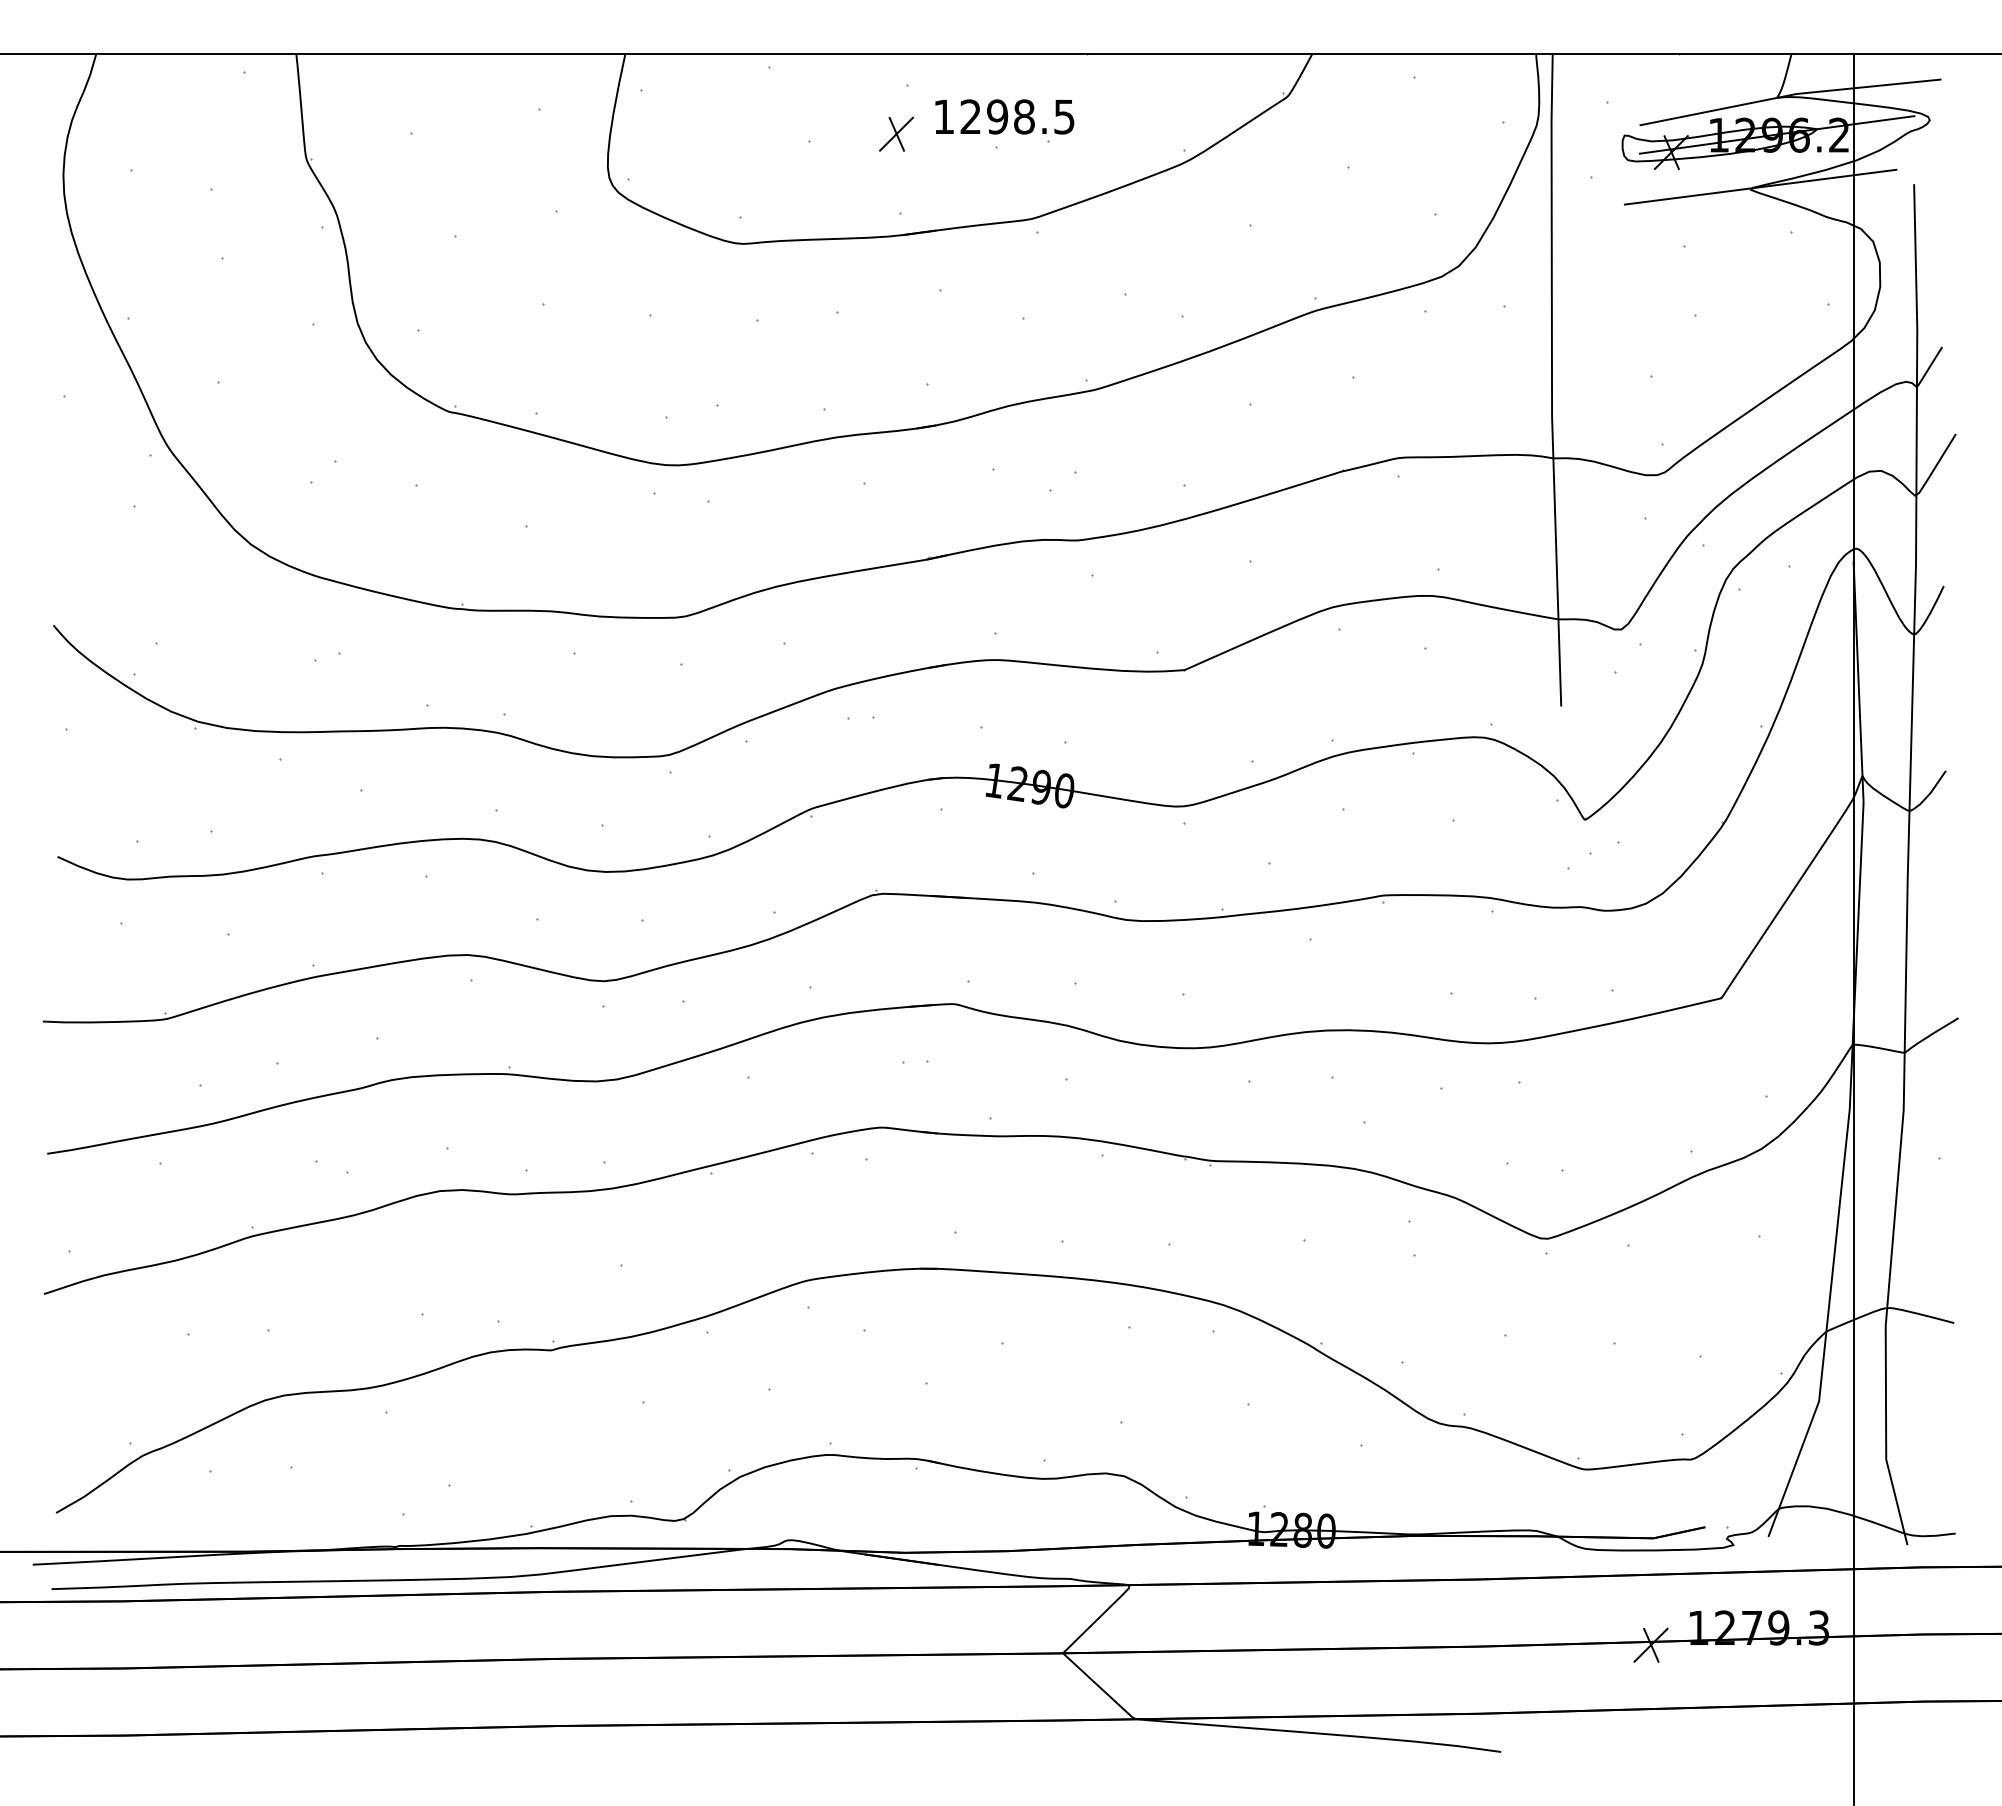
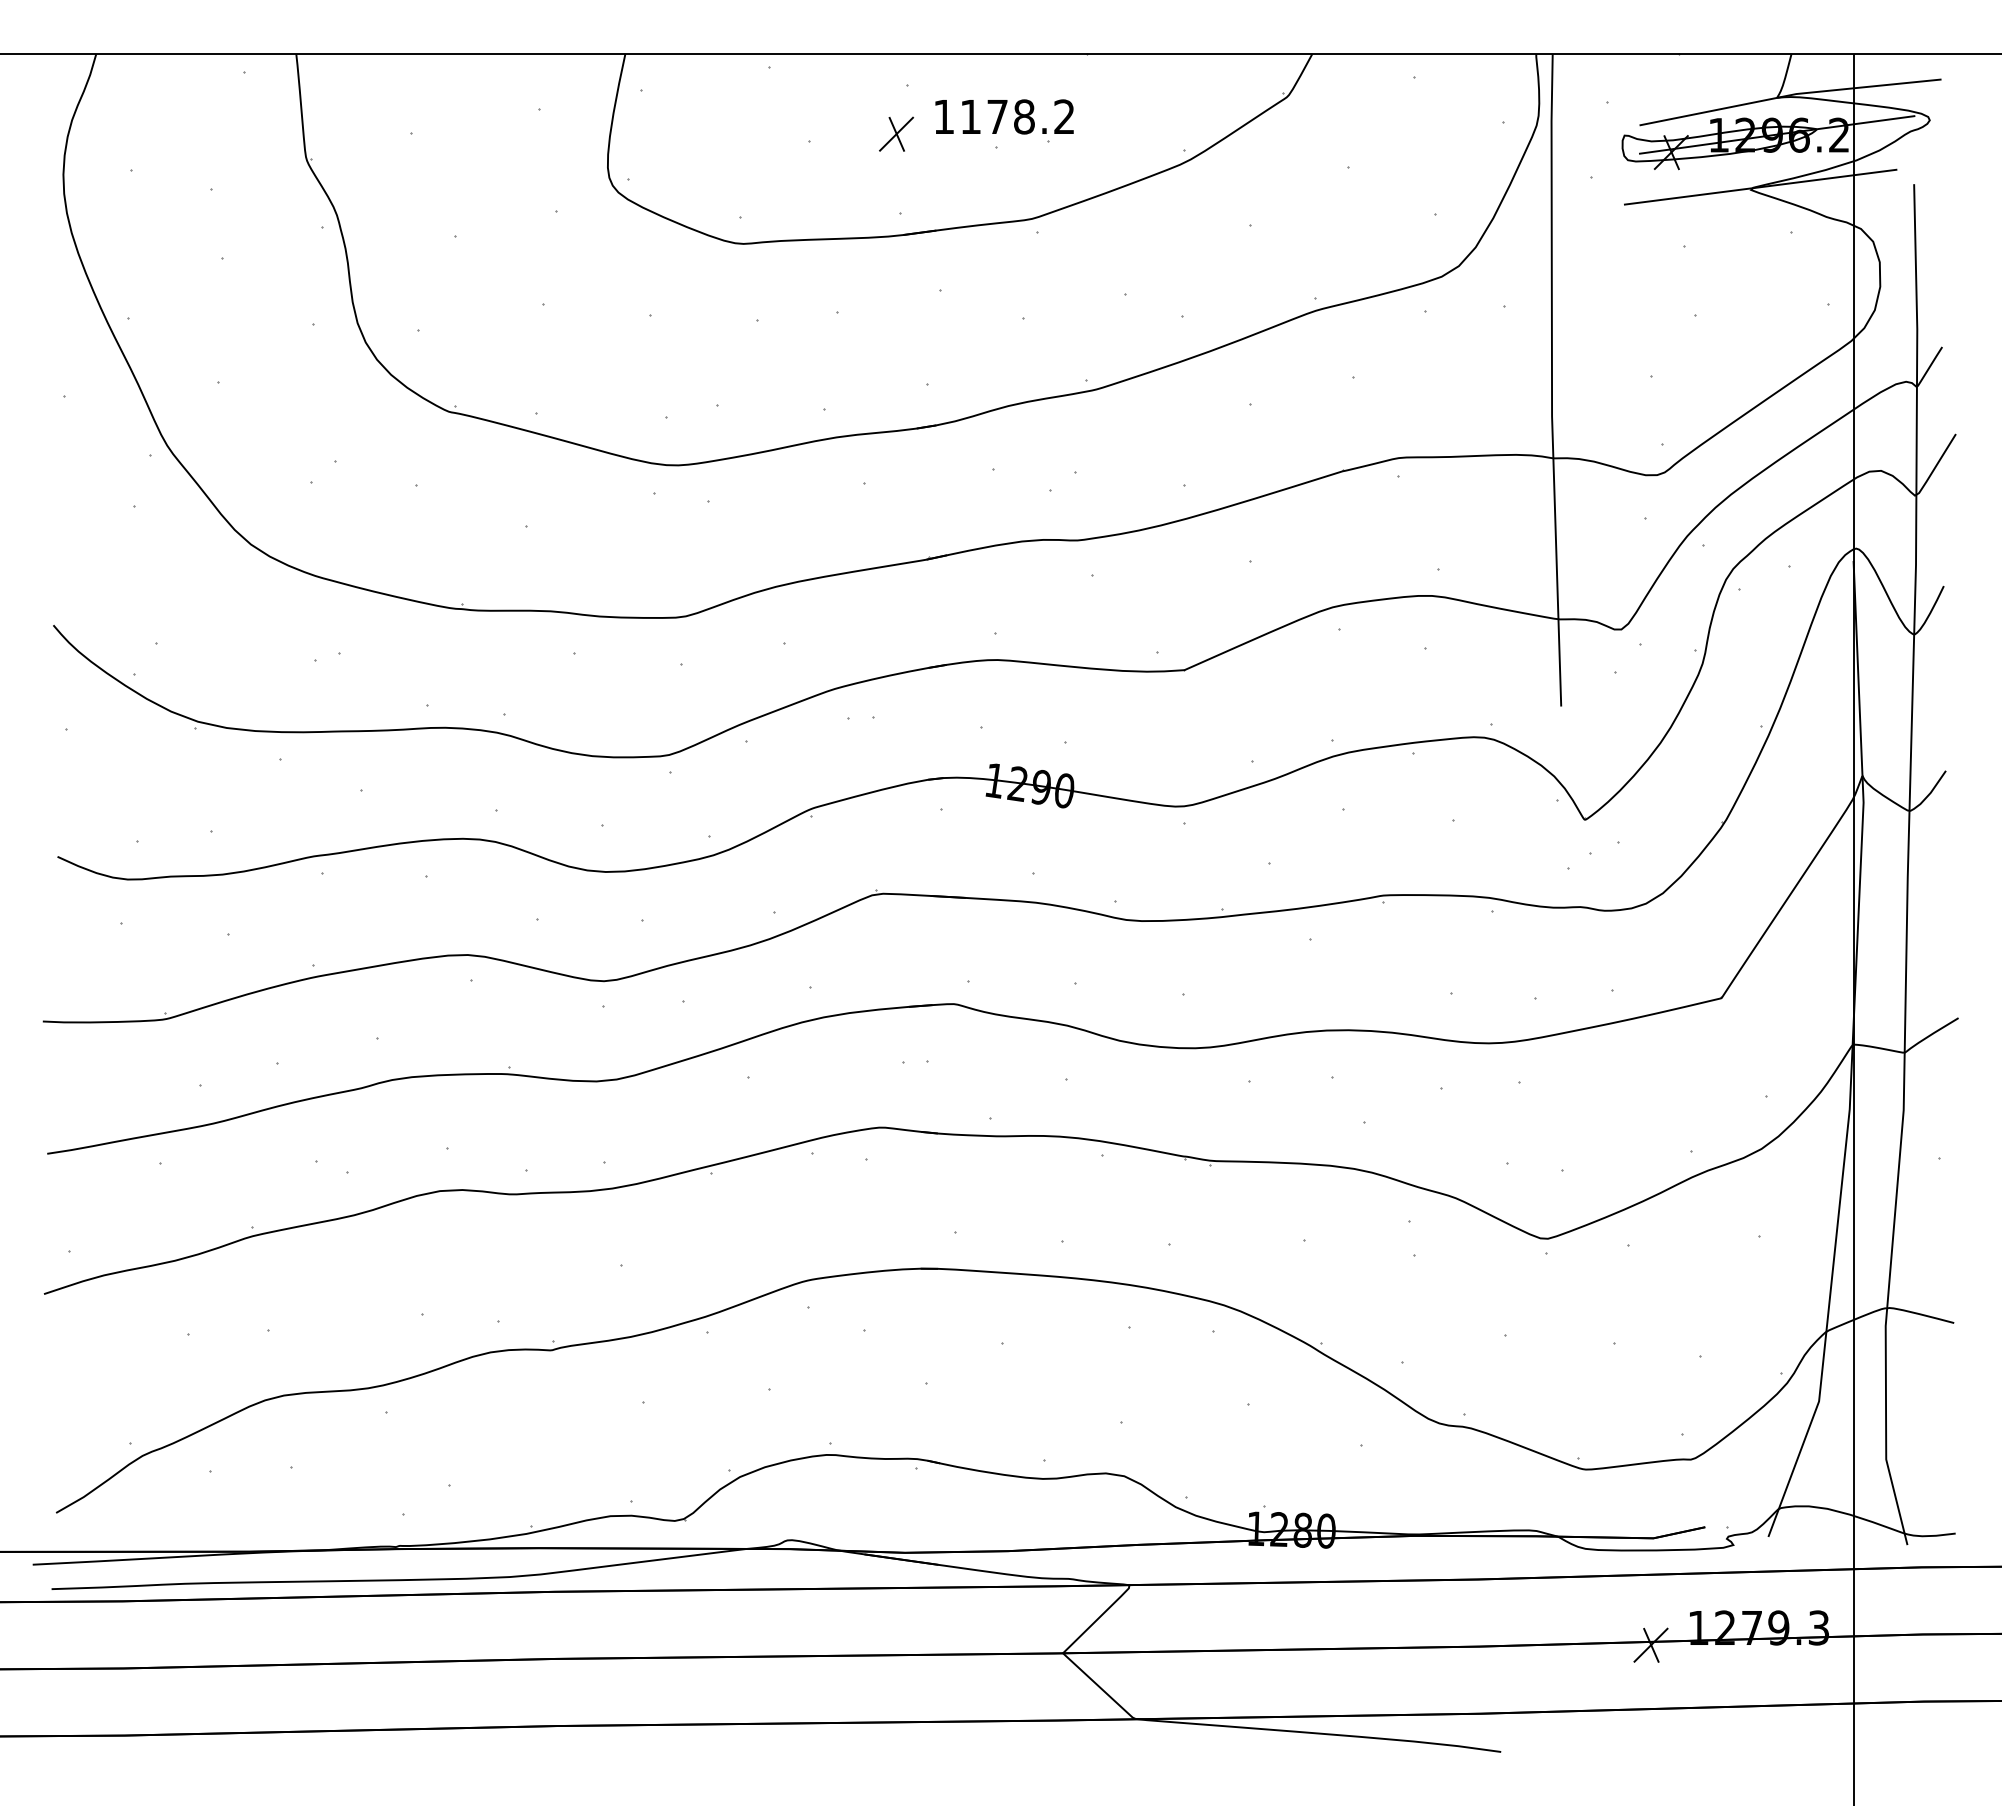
text: 1298.5 -> 1178.2 (1017, 116)
